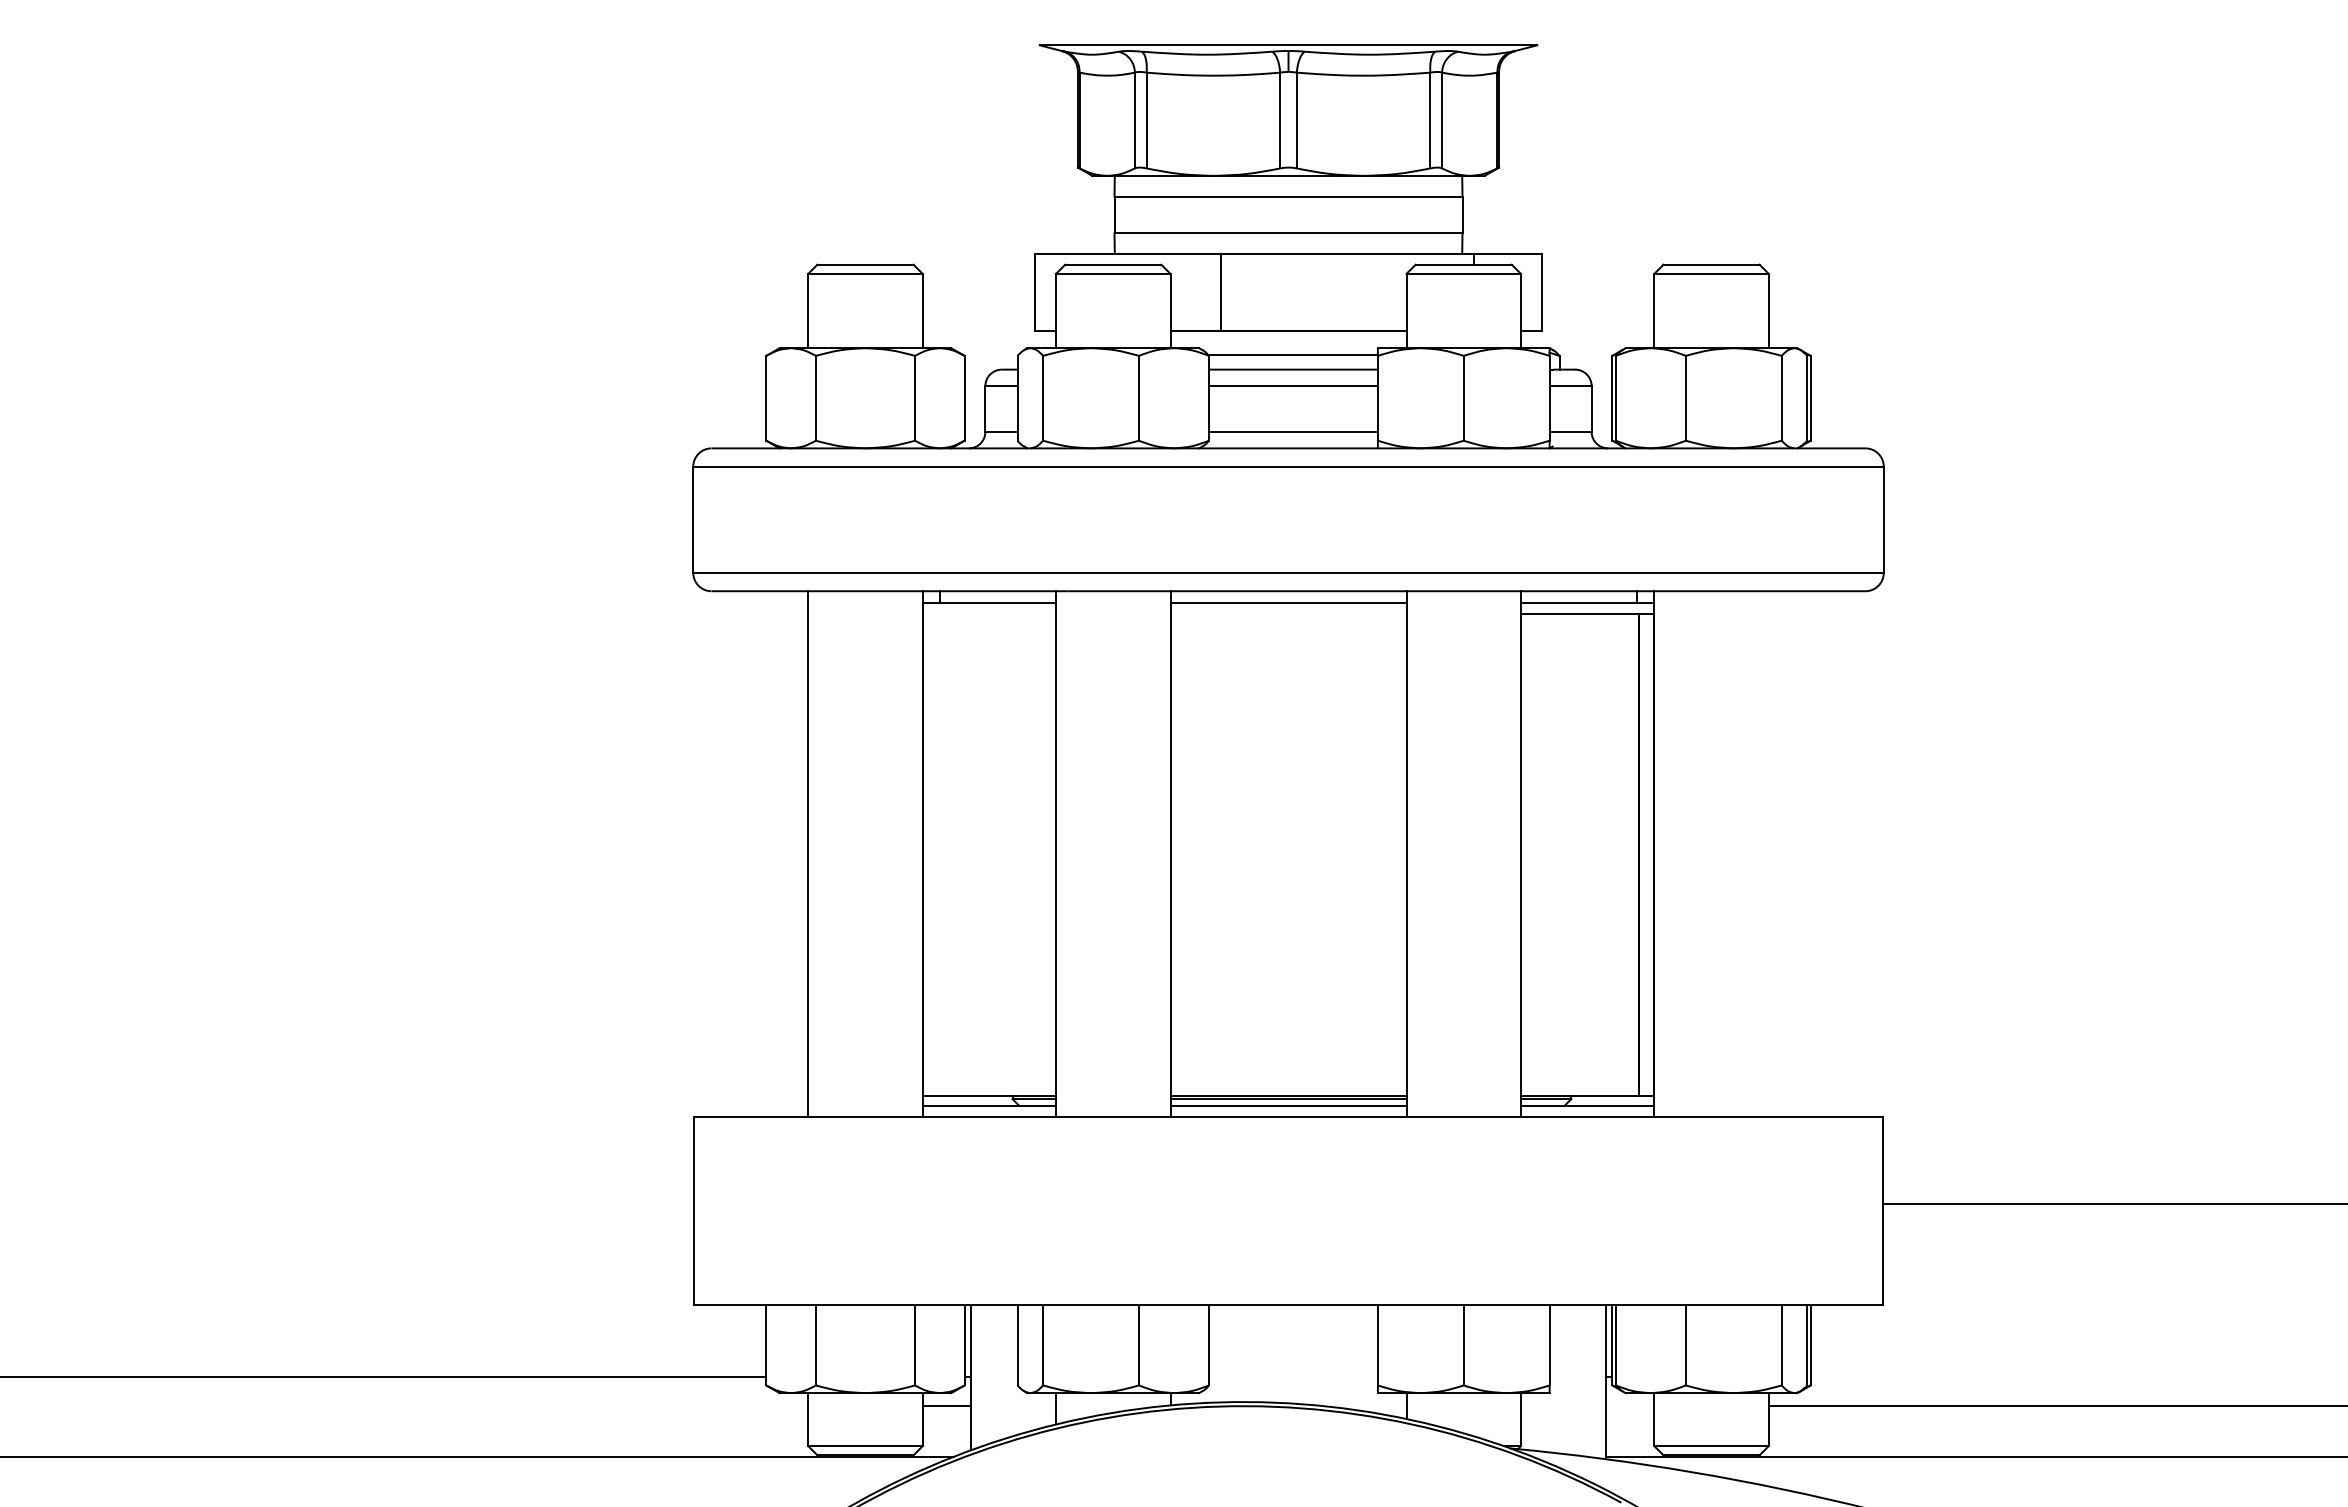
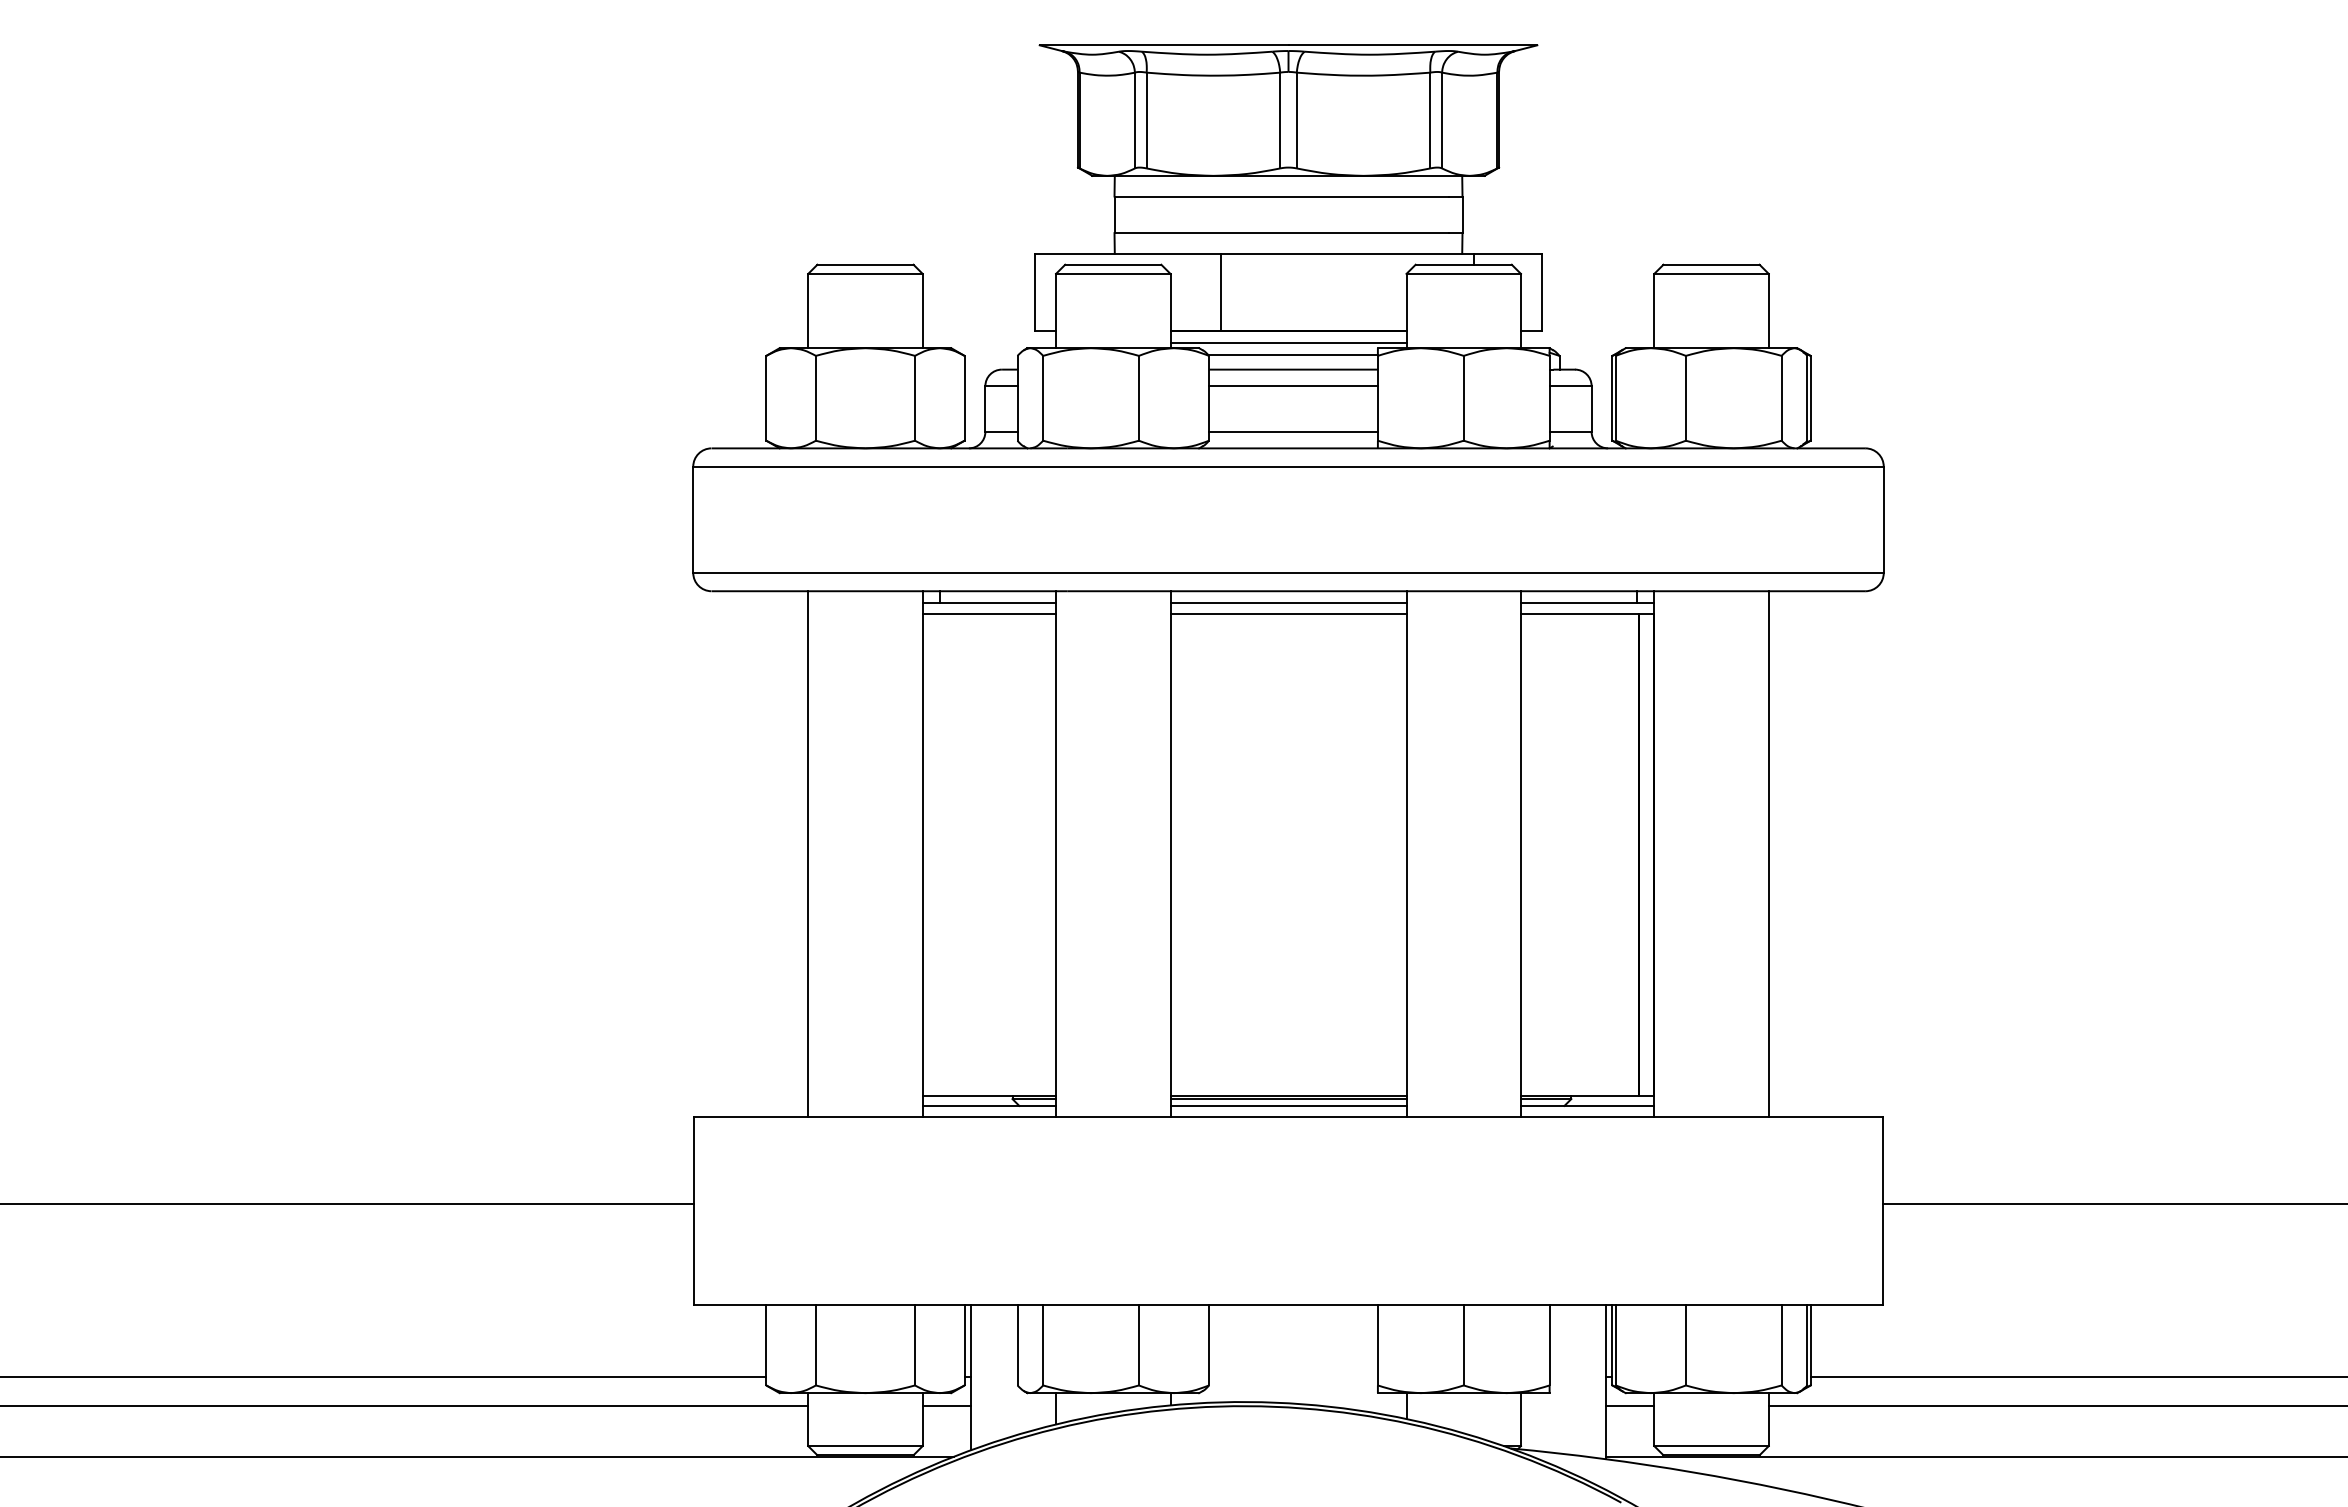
line: none -> present (1288, 343)
line: none -> present (989, 614)
line: none -> present (1288, 614)
line: none -> present (1768, 854)
line: none -> present (347, 1203)
line: none -> present (2077, 1376)
line: none -> present (405, 1405)
line: none -> present (1629, 1405)
